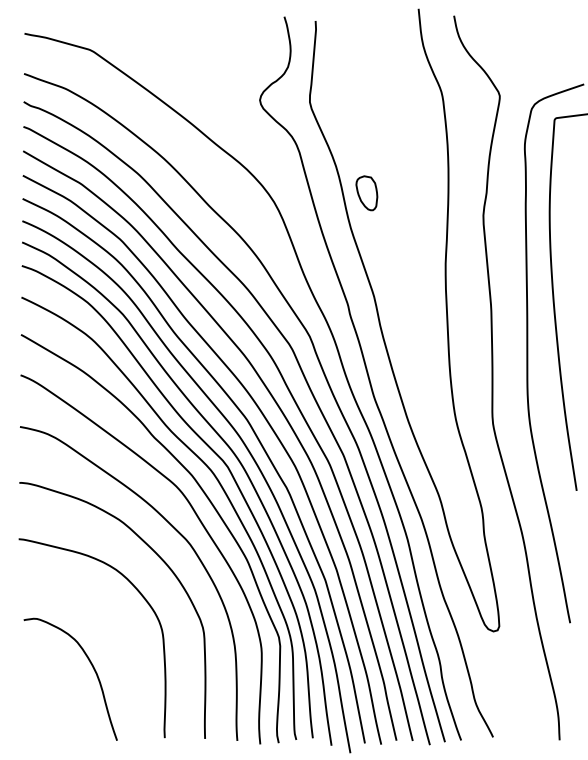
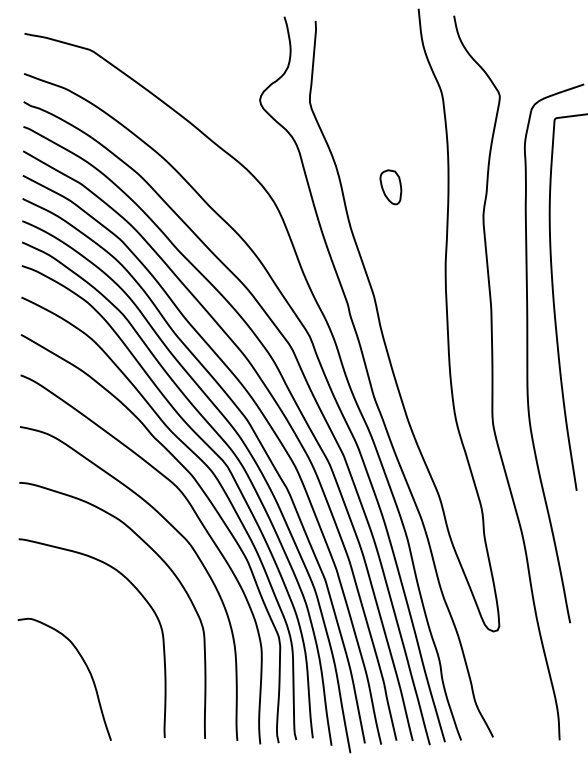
part position: (366, 193) -> (390, 187) (390, 187)
curve position: (90, 664) -> (84, 664) (84, 664)
